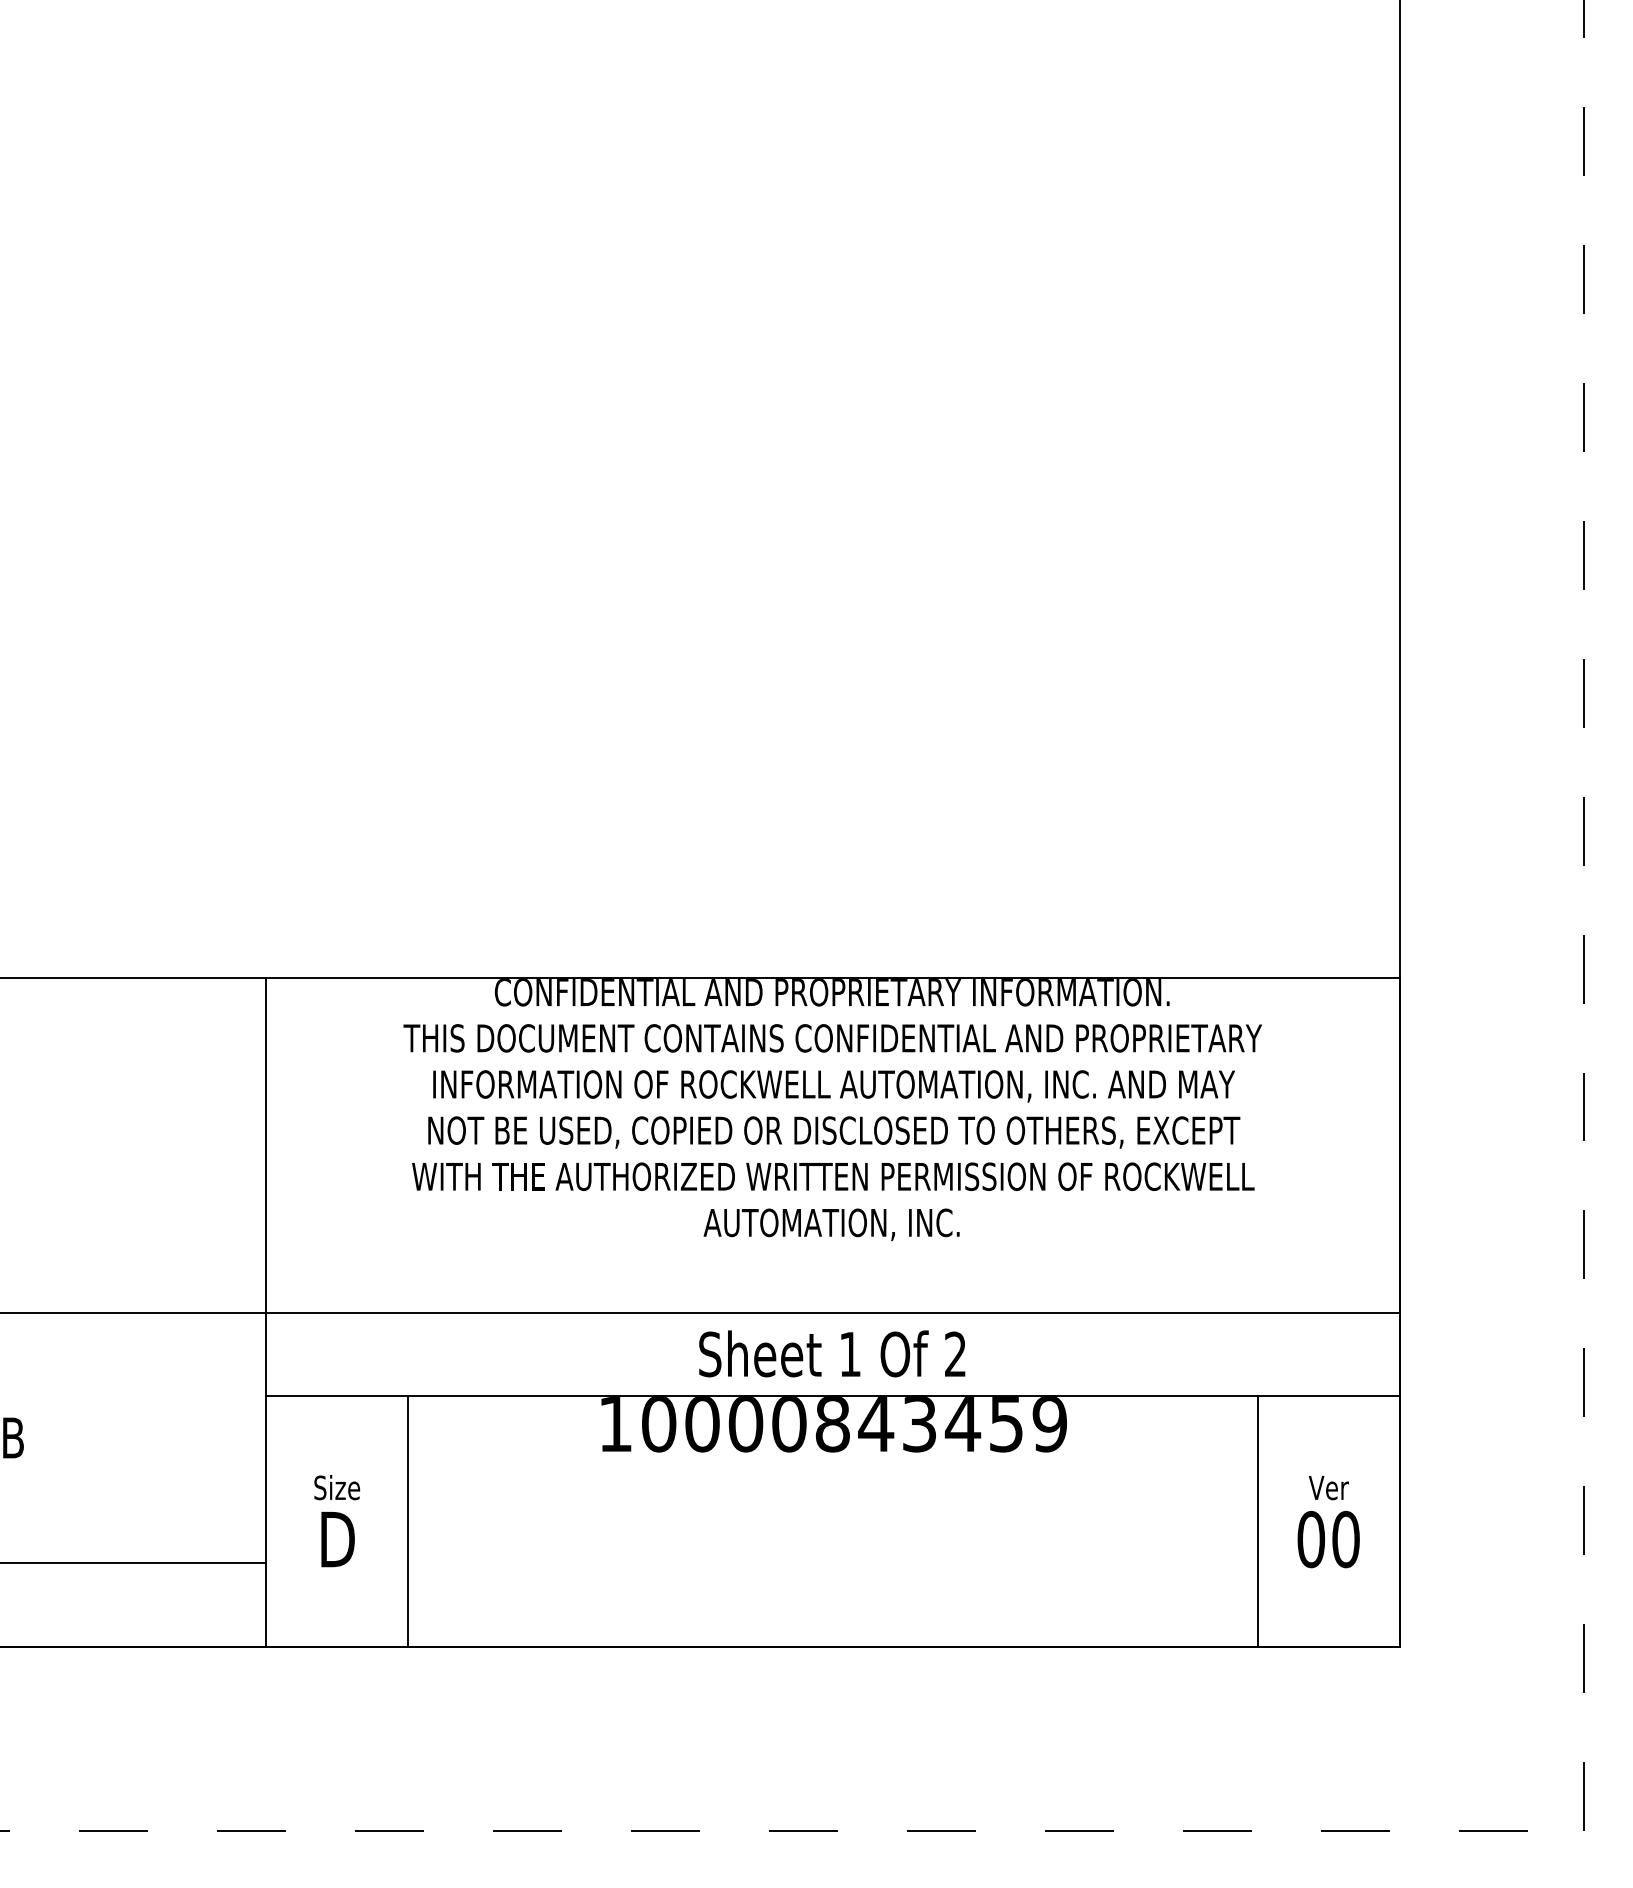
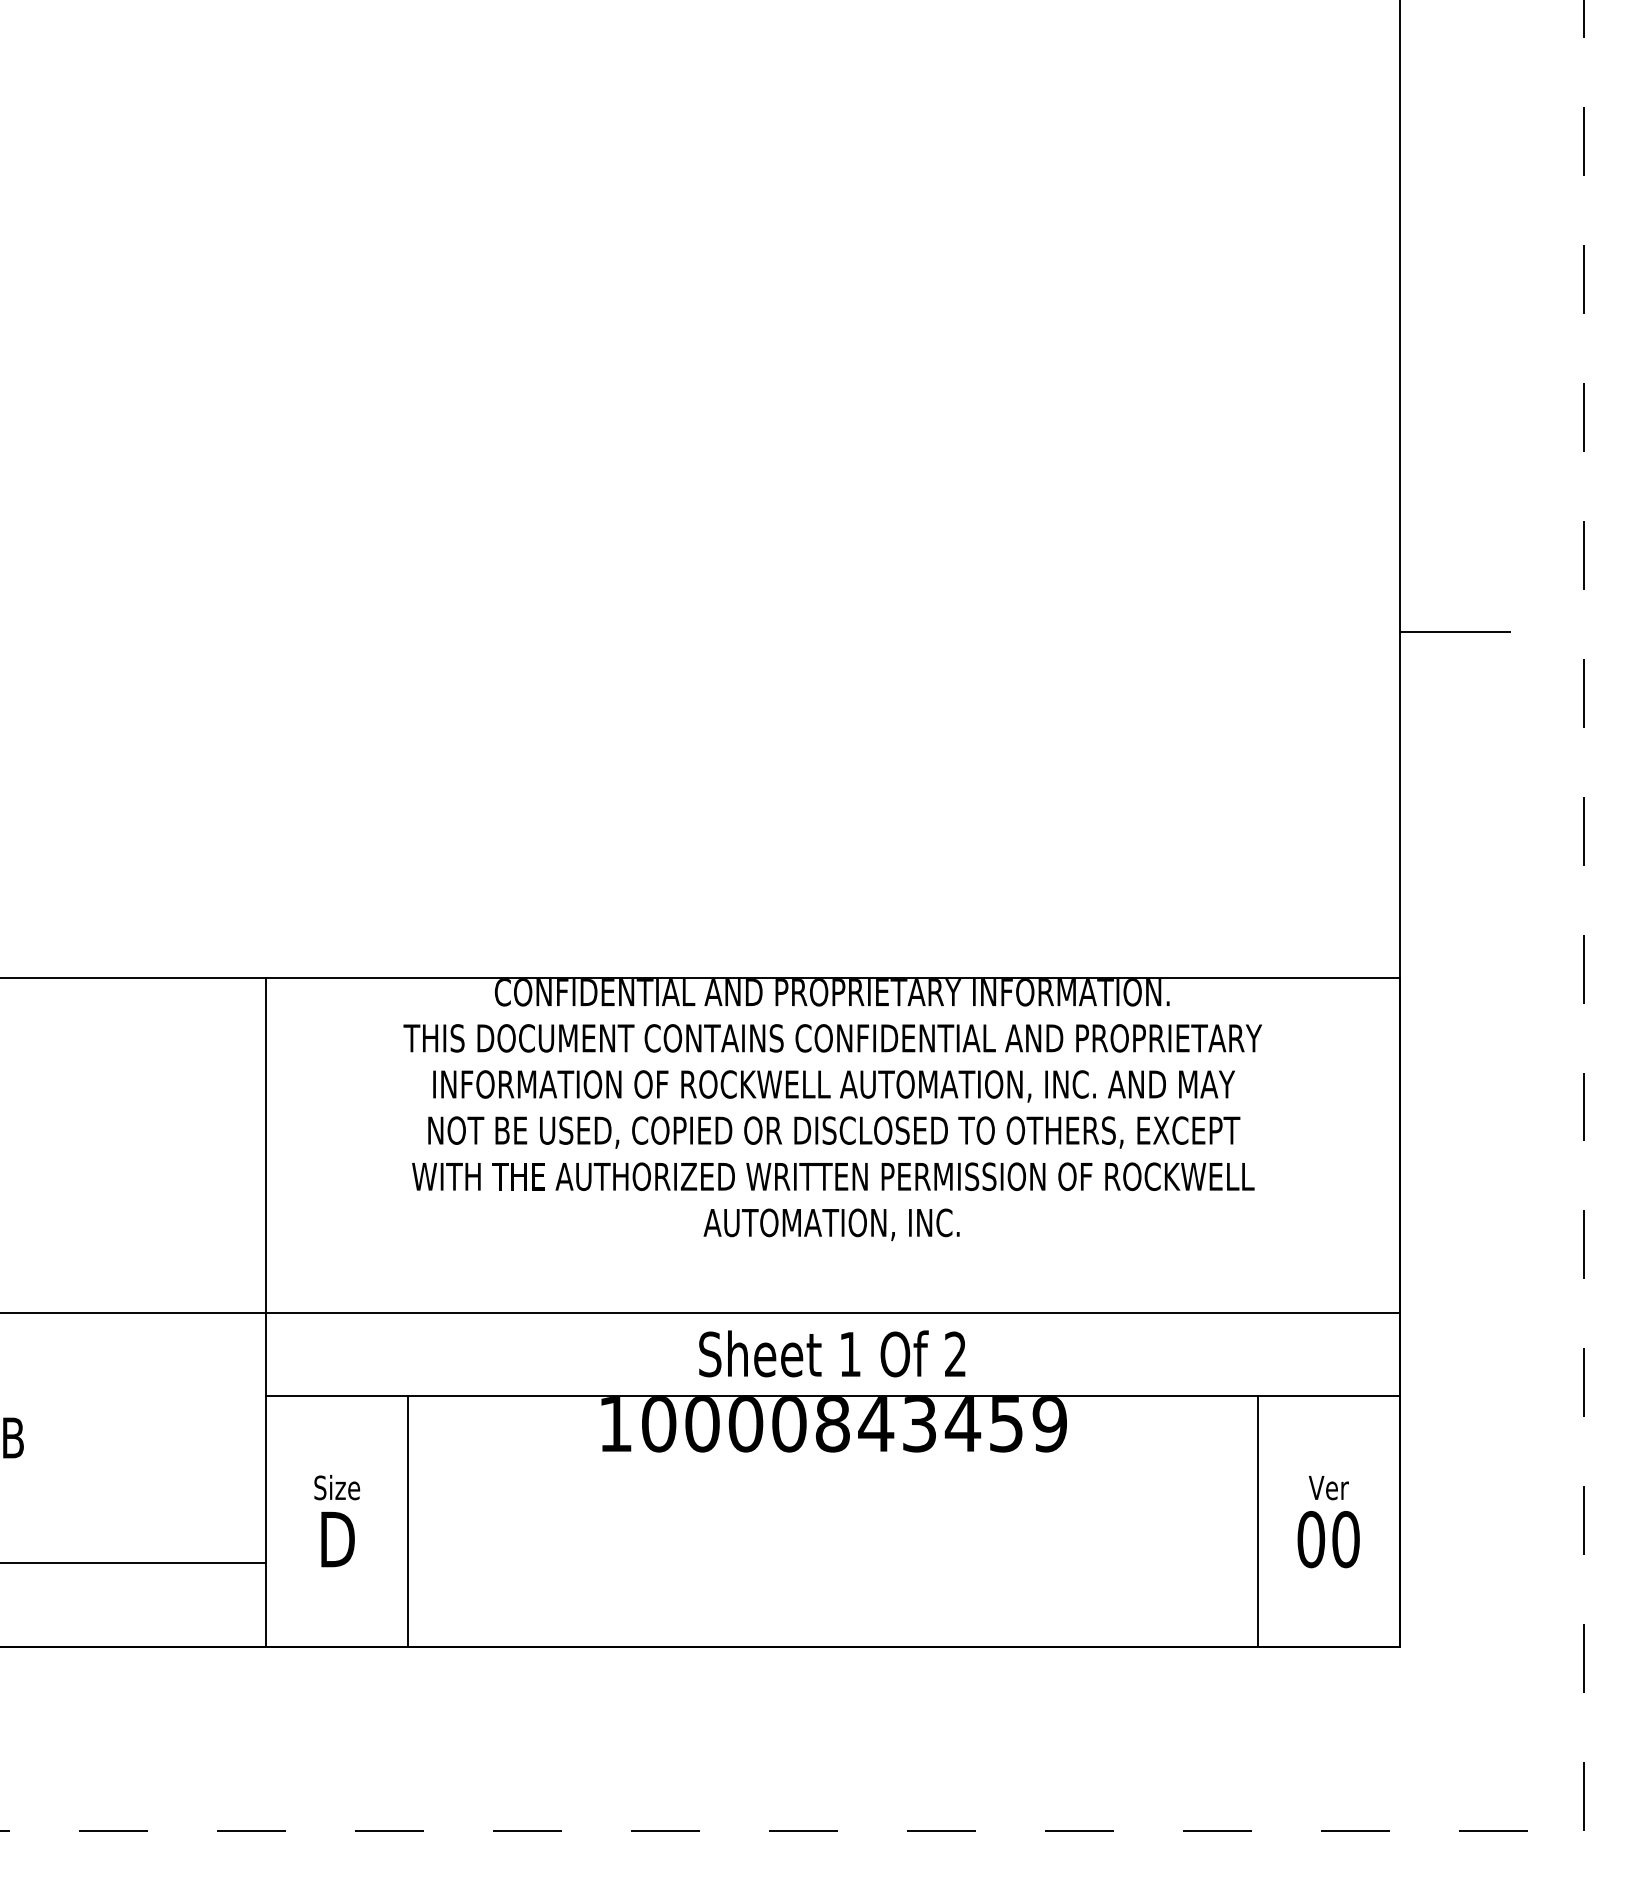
line: none -> present (1454, 632)
